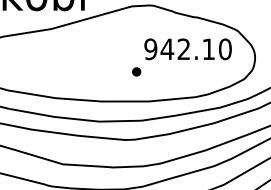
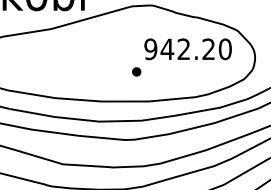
text: 942.10 -> 942.20 (208, 48)
